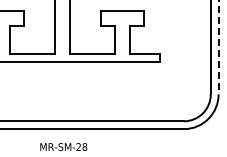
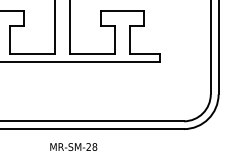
line: dashed -> solid (218, 47)
text position: (63, 146) -> (73, 146) (73, 146)
